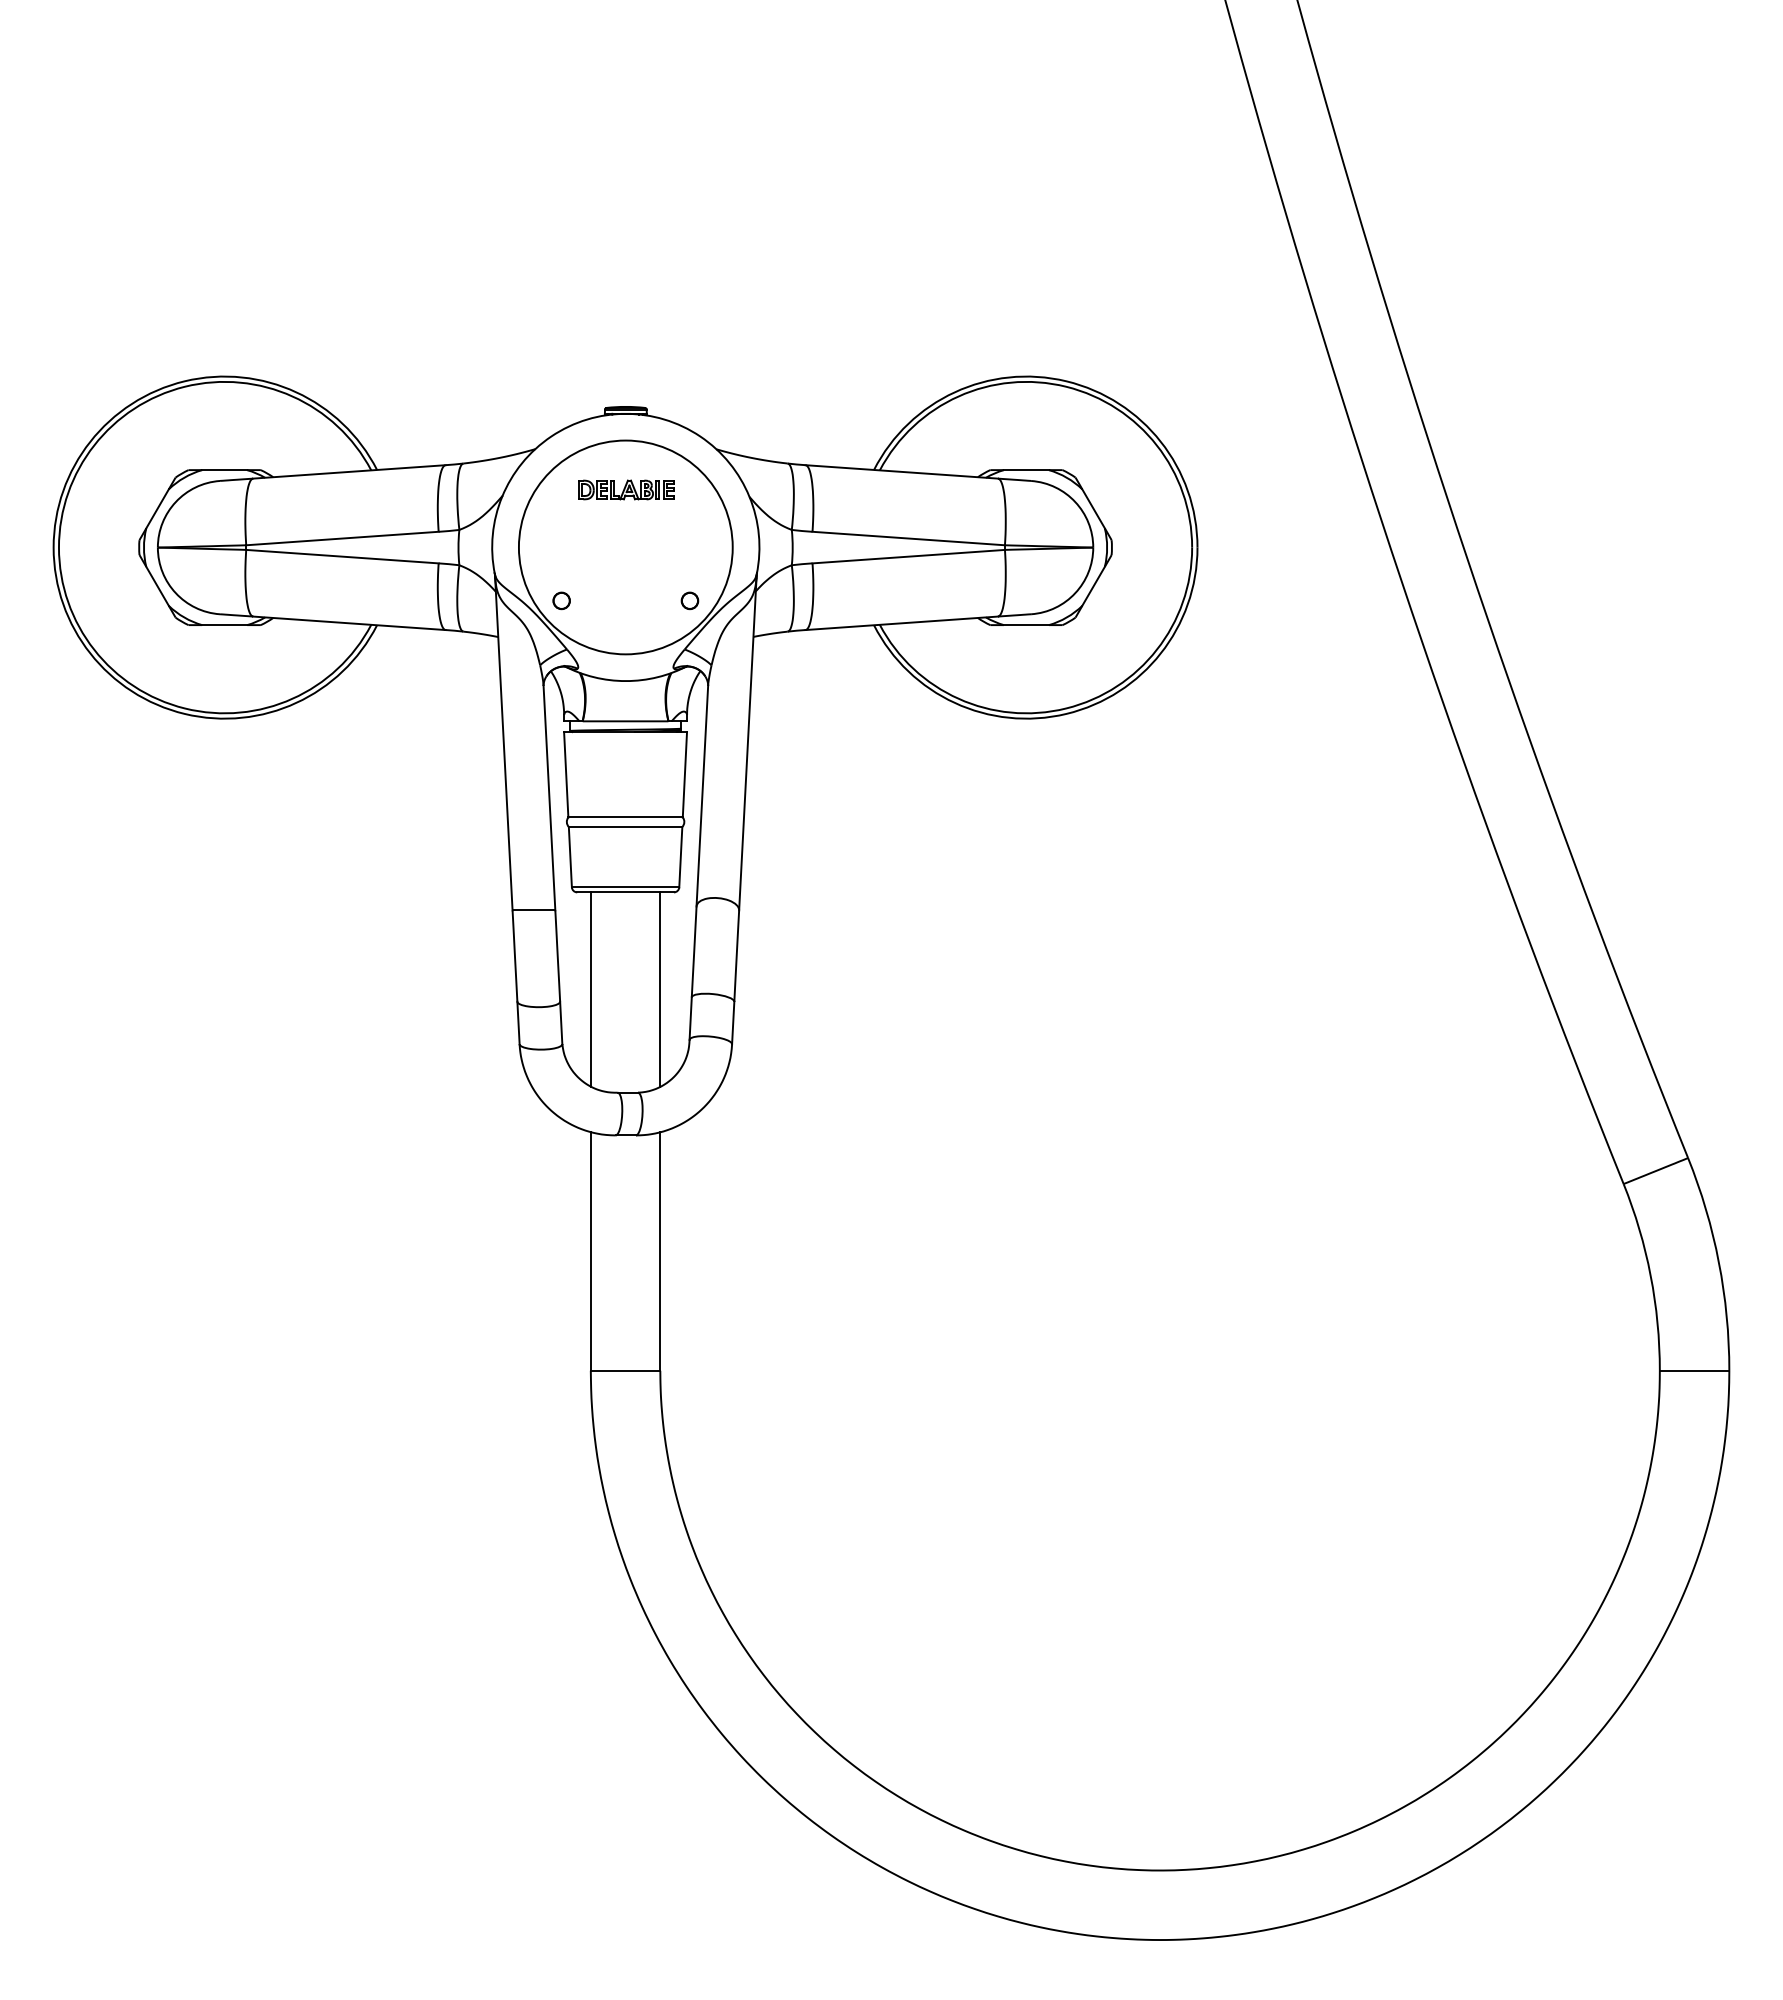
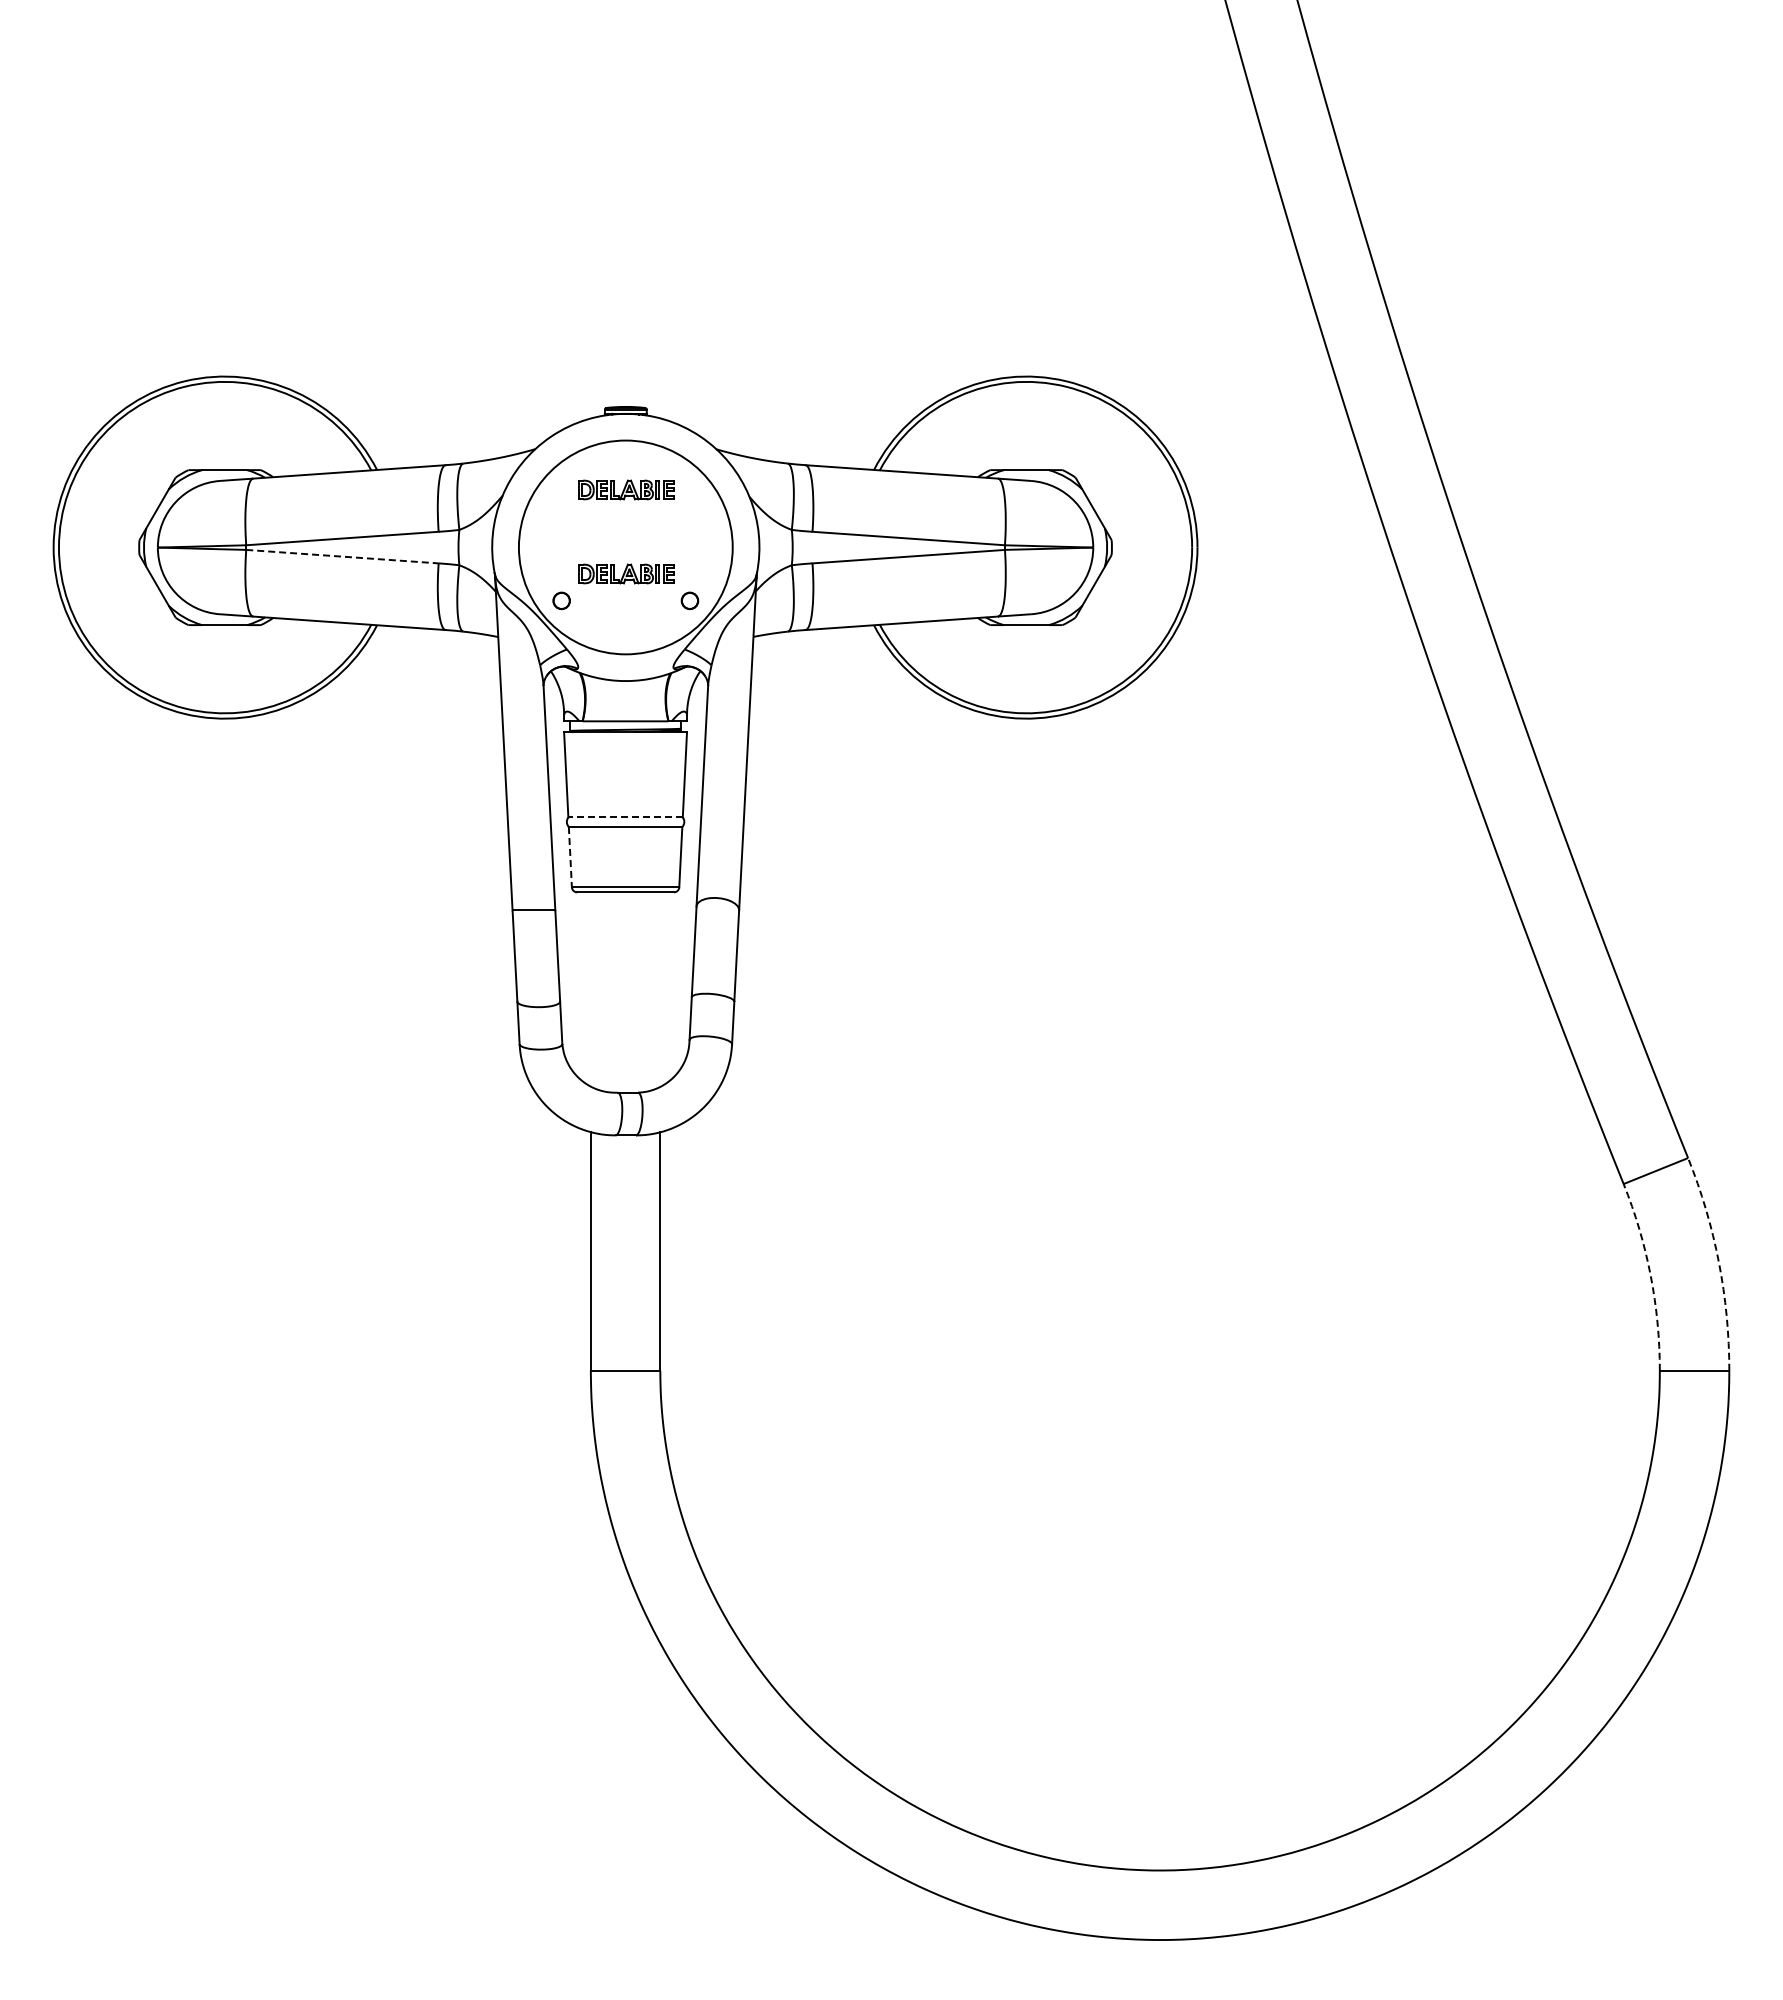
line: solid -> dashed (342, 556)
part: none -> present (626, 573)
line: solid -> dashed (625, 817)
line: solid -> dashed (570, 857)
line: present -> none (590, 989)
line: present -> none (660, 989)
arc: solid -> dashed (1718, 1262)
arc: solid -> dashed (1650, 1275)
